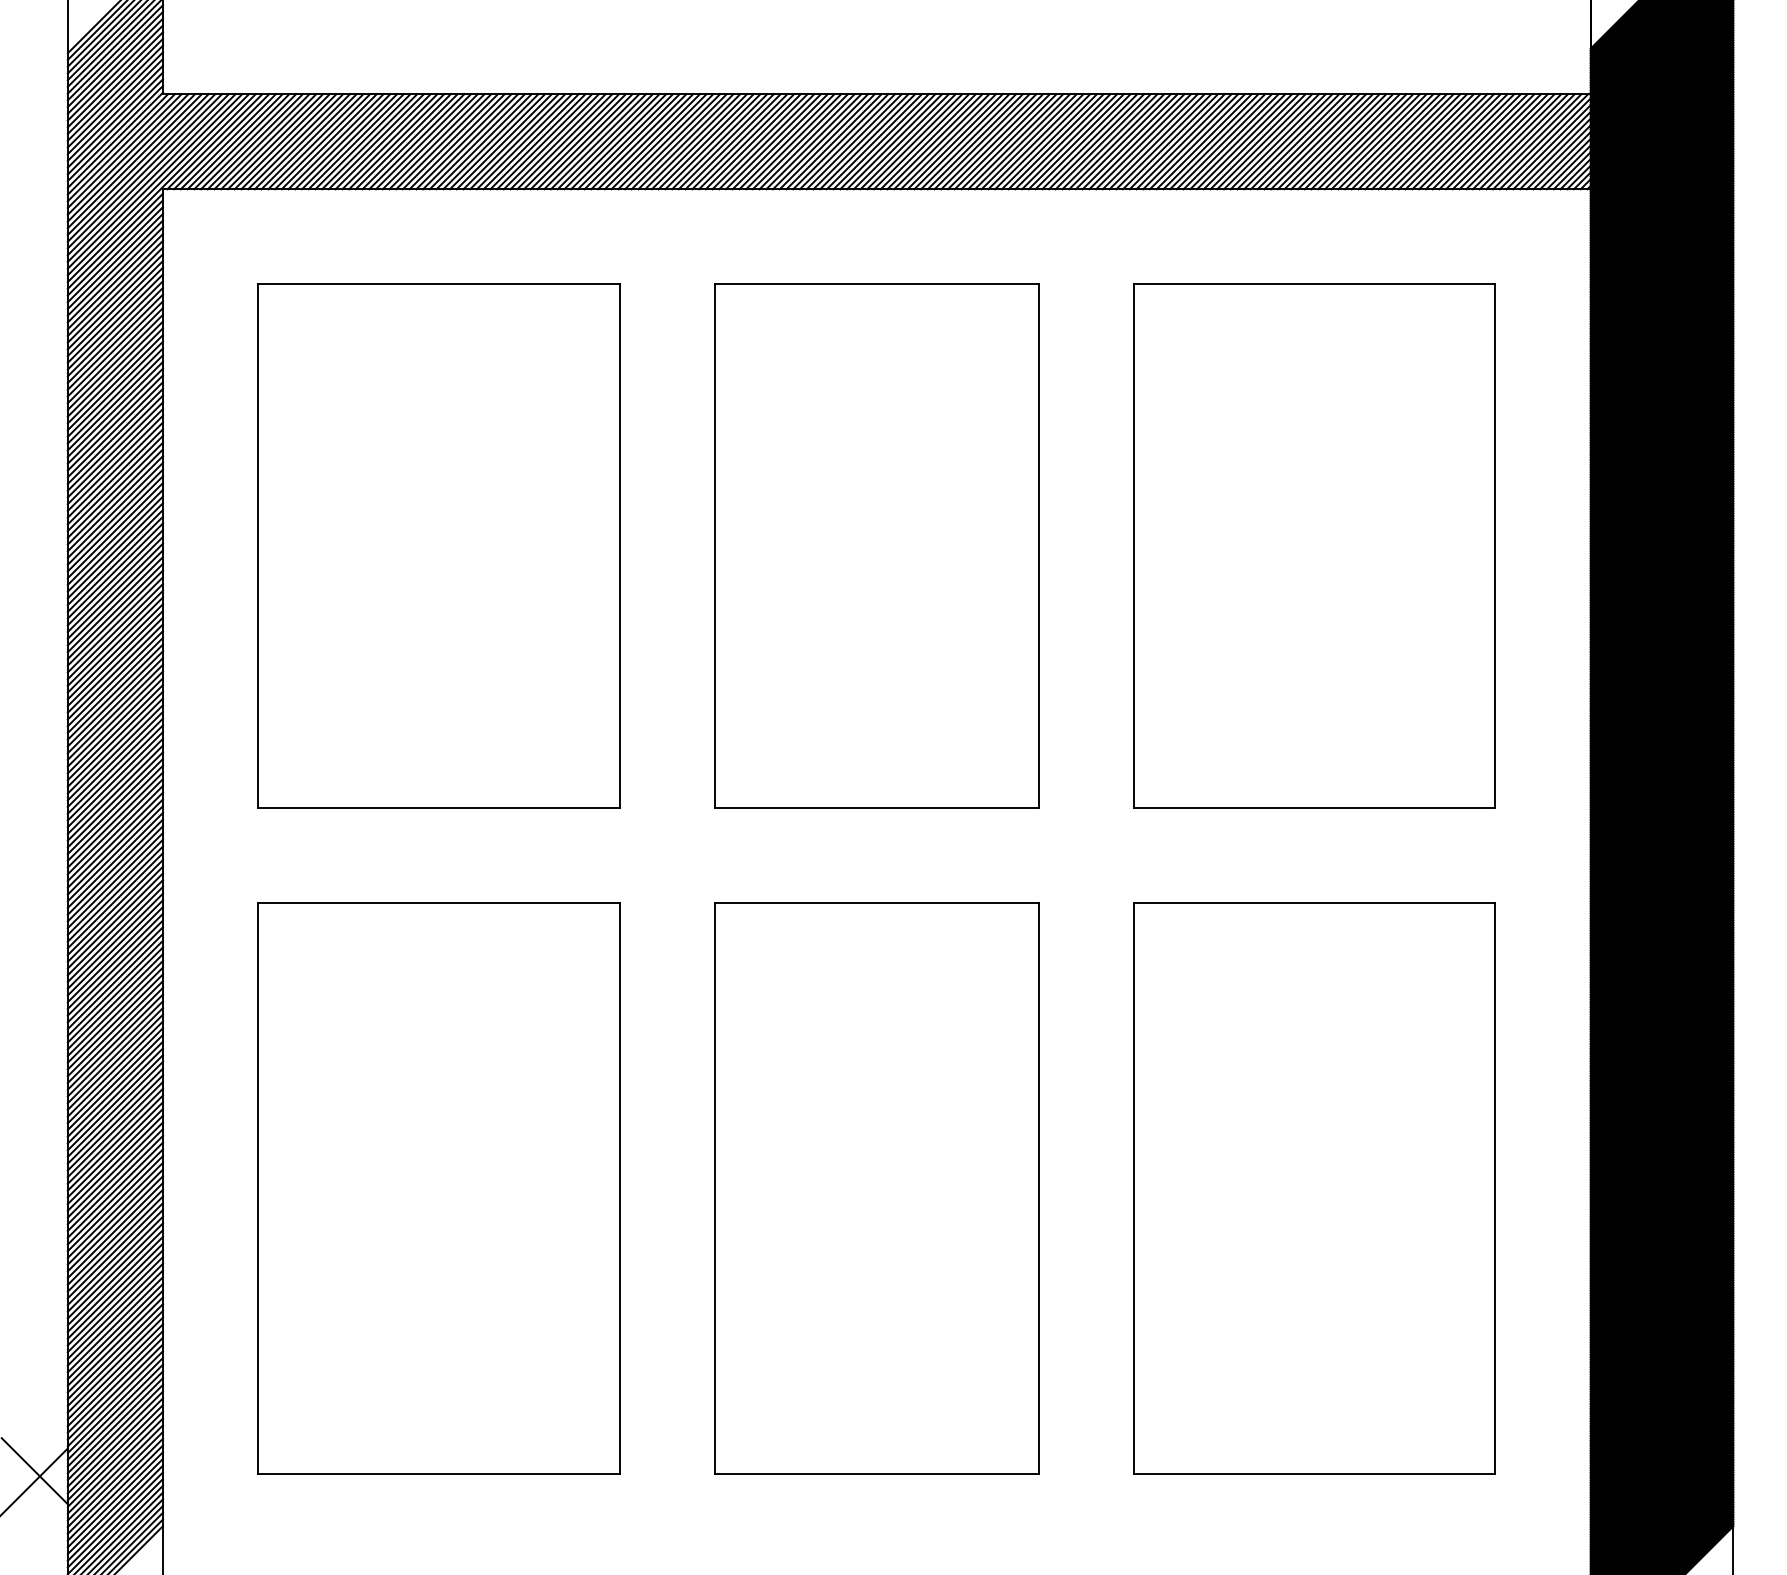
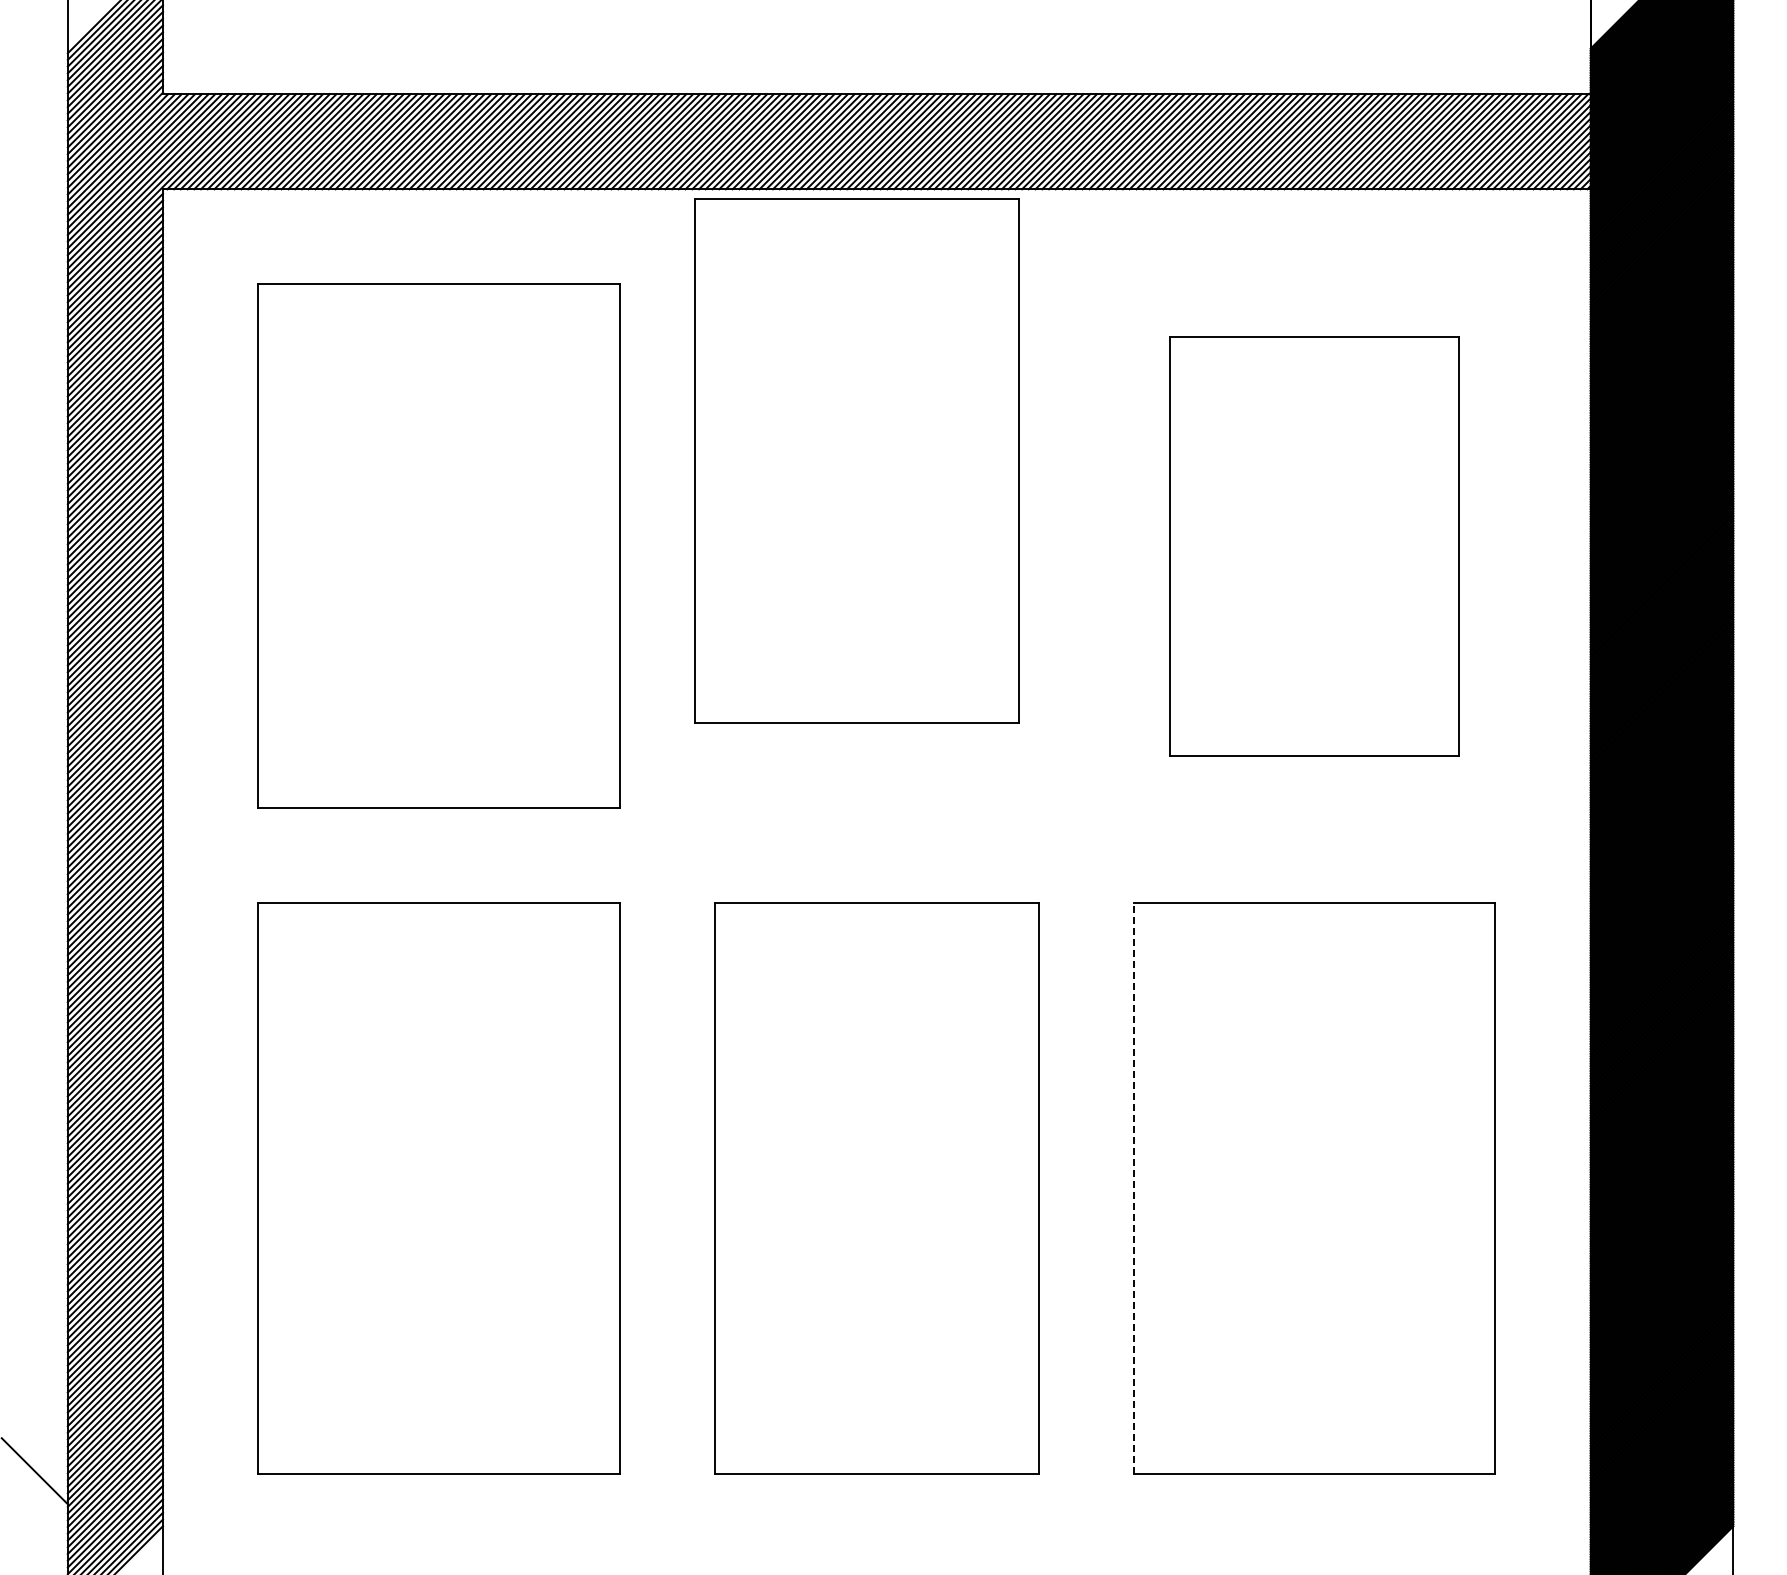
part position: (876, 545) -> (856, 460) (856, 460)
part size: 363x526 px -> 291x421 px (1314, 546)
line: solid -> dashed (1133, 1188)
line: present -> none (34, 1480)
